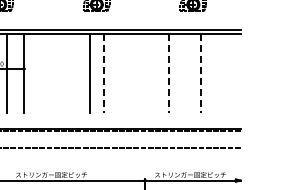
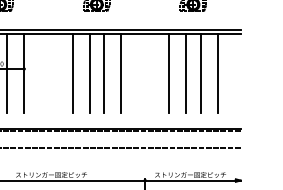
line: none -> present (72, 73)
line: dashed -> solid (104, 73)
line: none -> present (120, 73)
line: dashed -> solid (169, 73)
line: none -> present (186, 73)
line: dashed -> solid (200, 73)
line: none -> present (217, 73)
